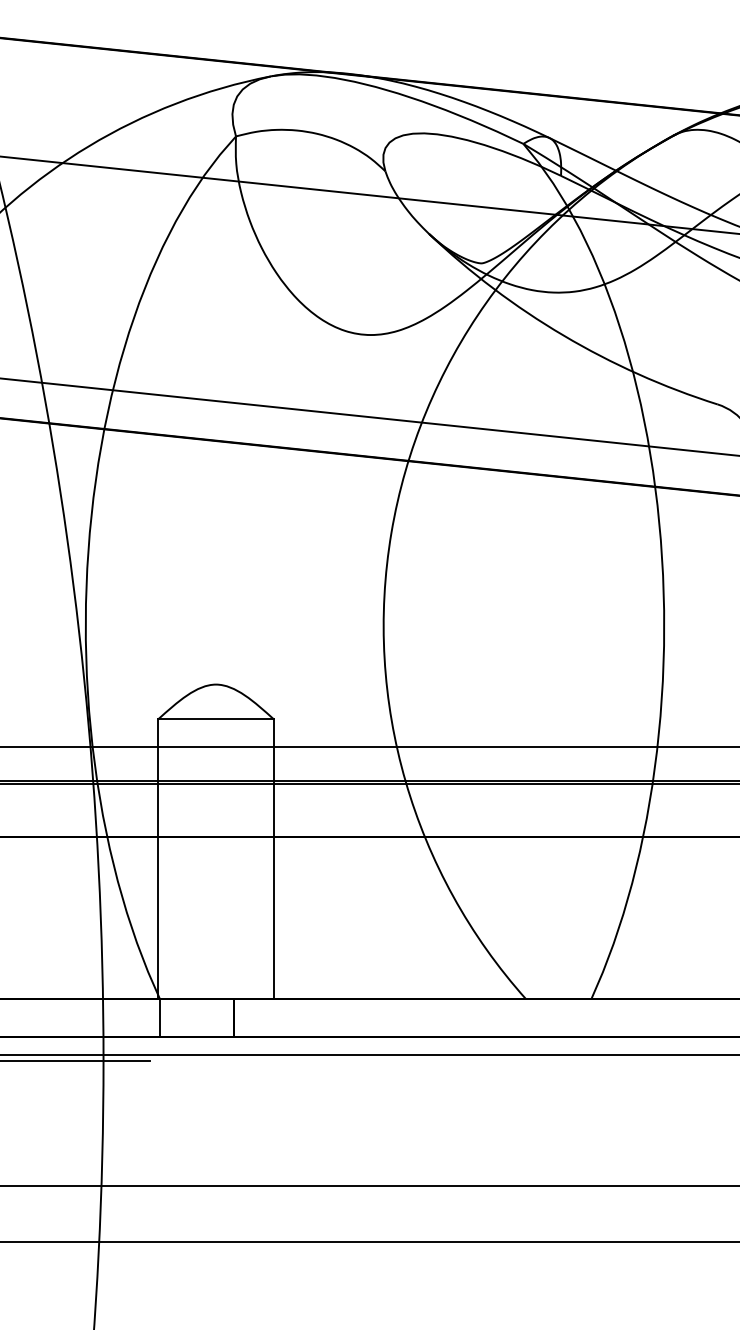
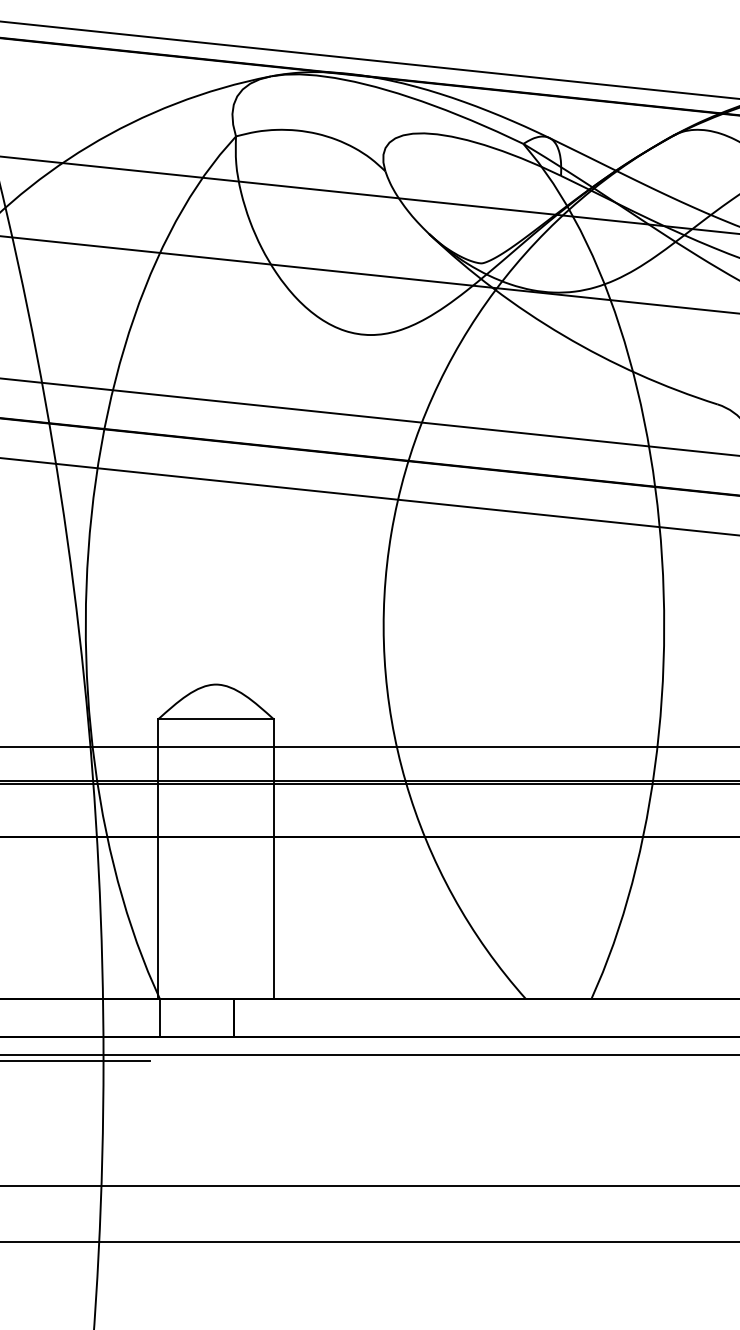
line: none -> present (369, 59)
line: none -> present (369, 274)
line: none -> present (369, 496)
